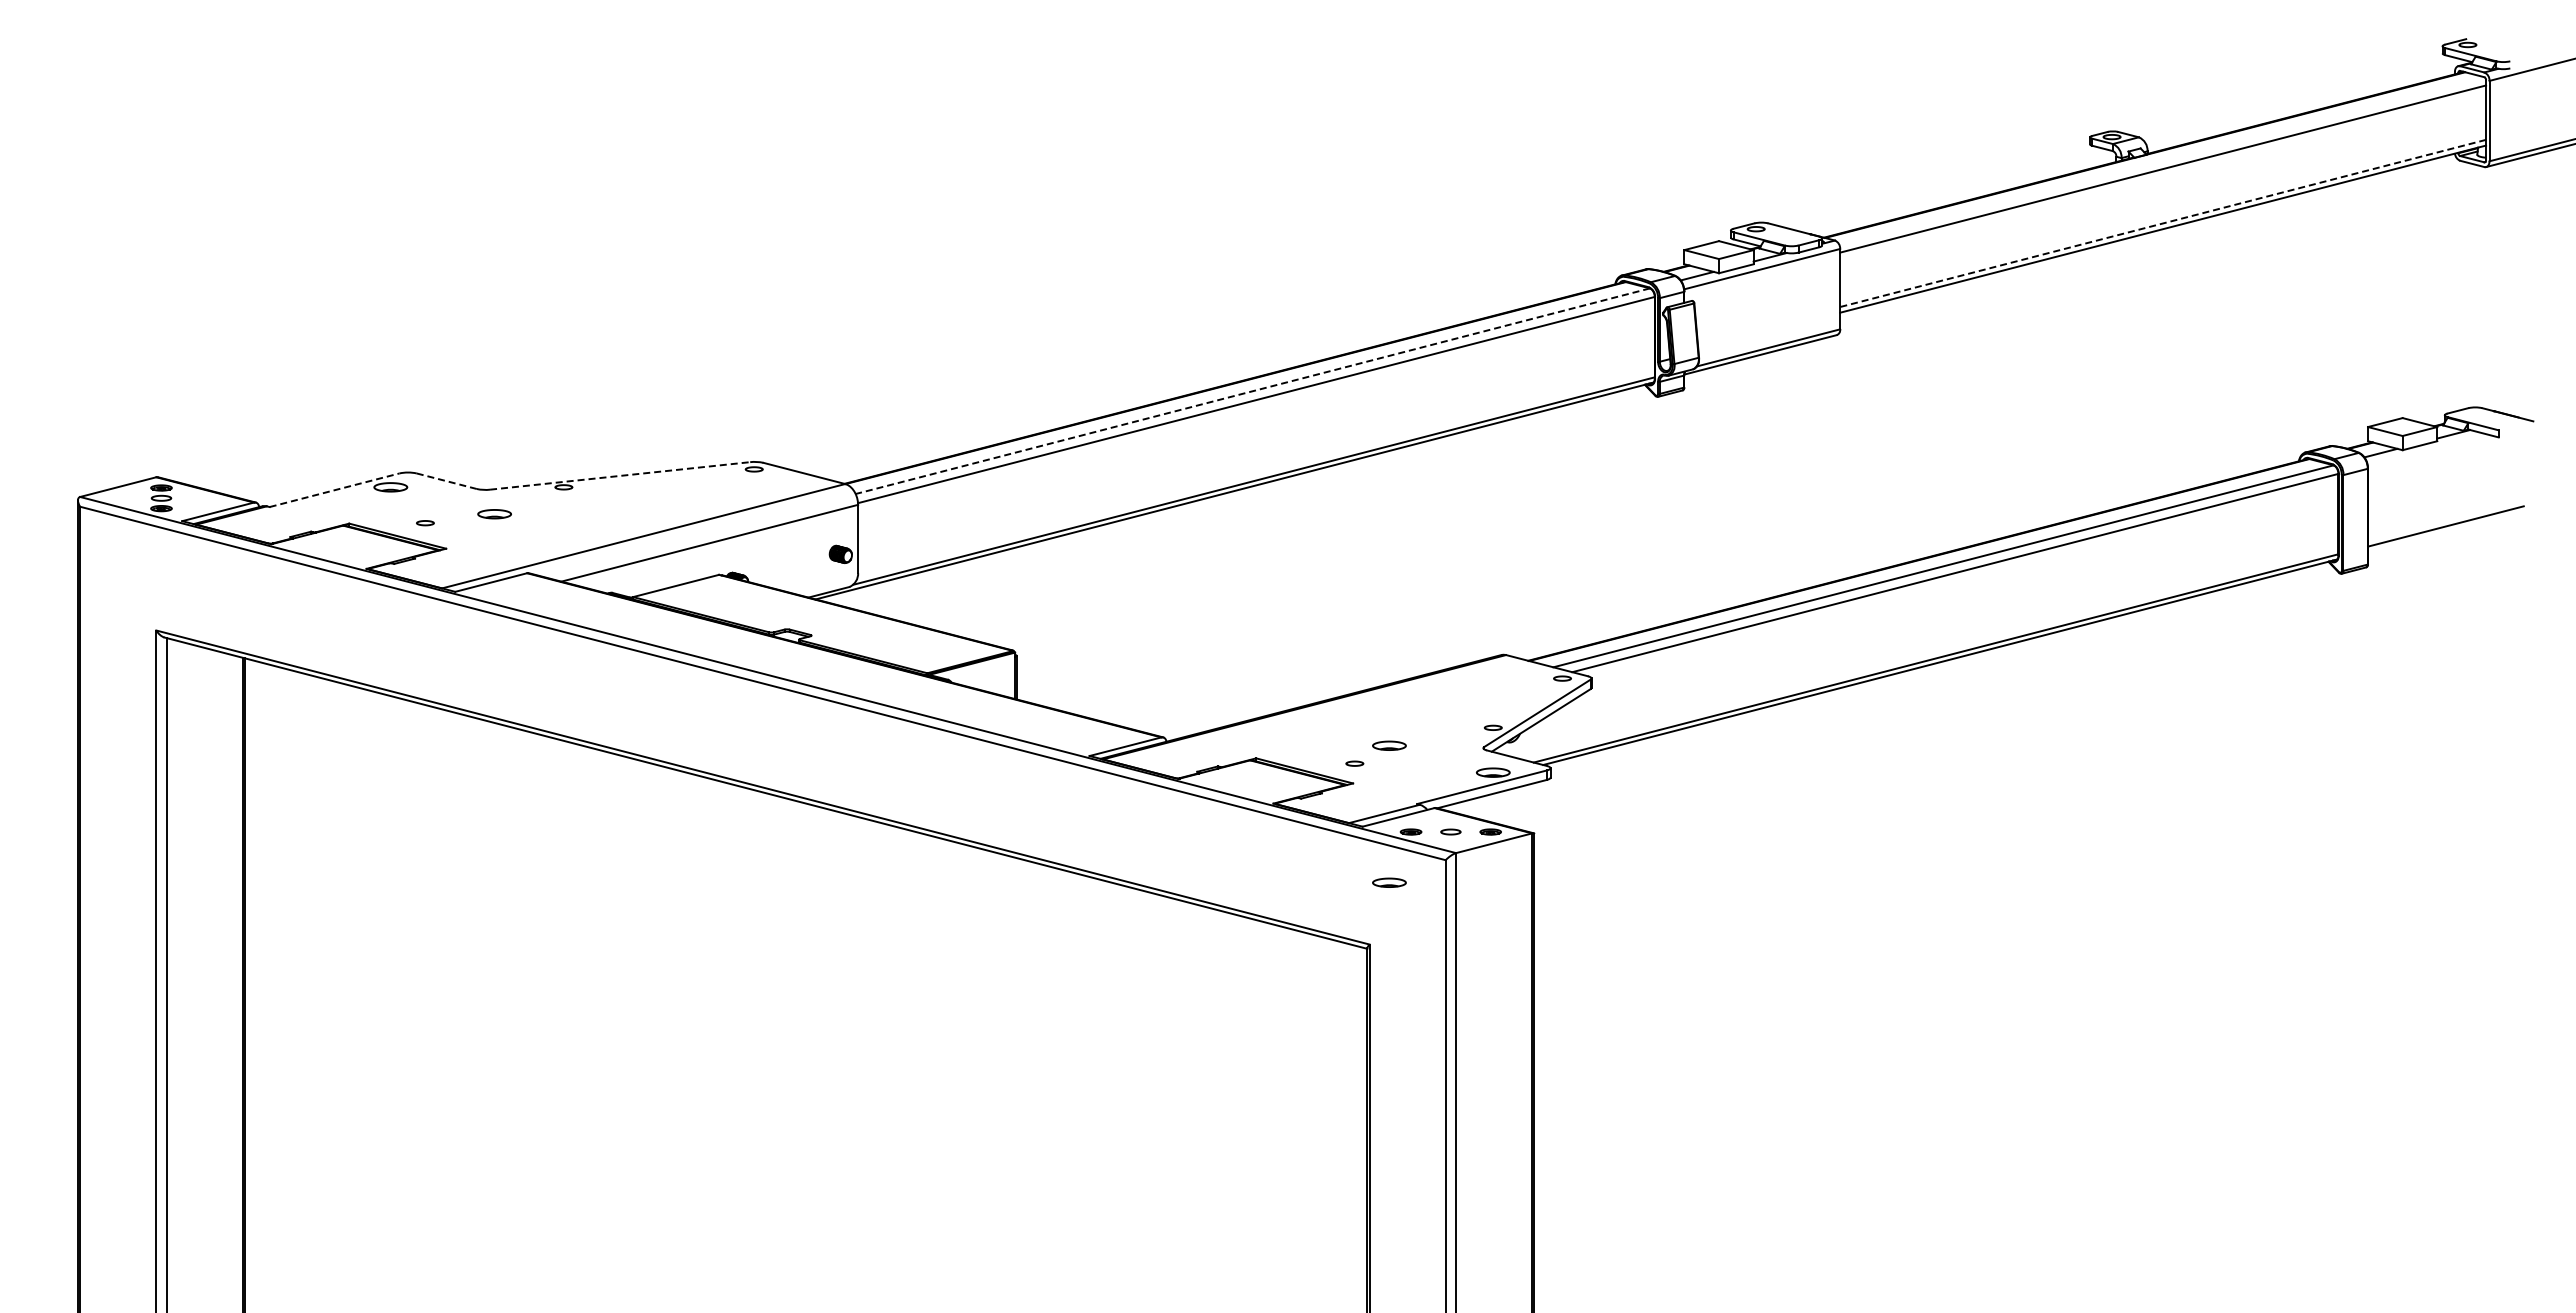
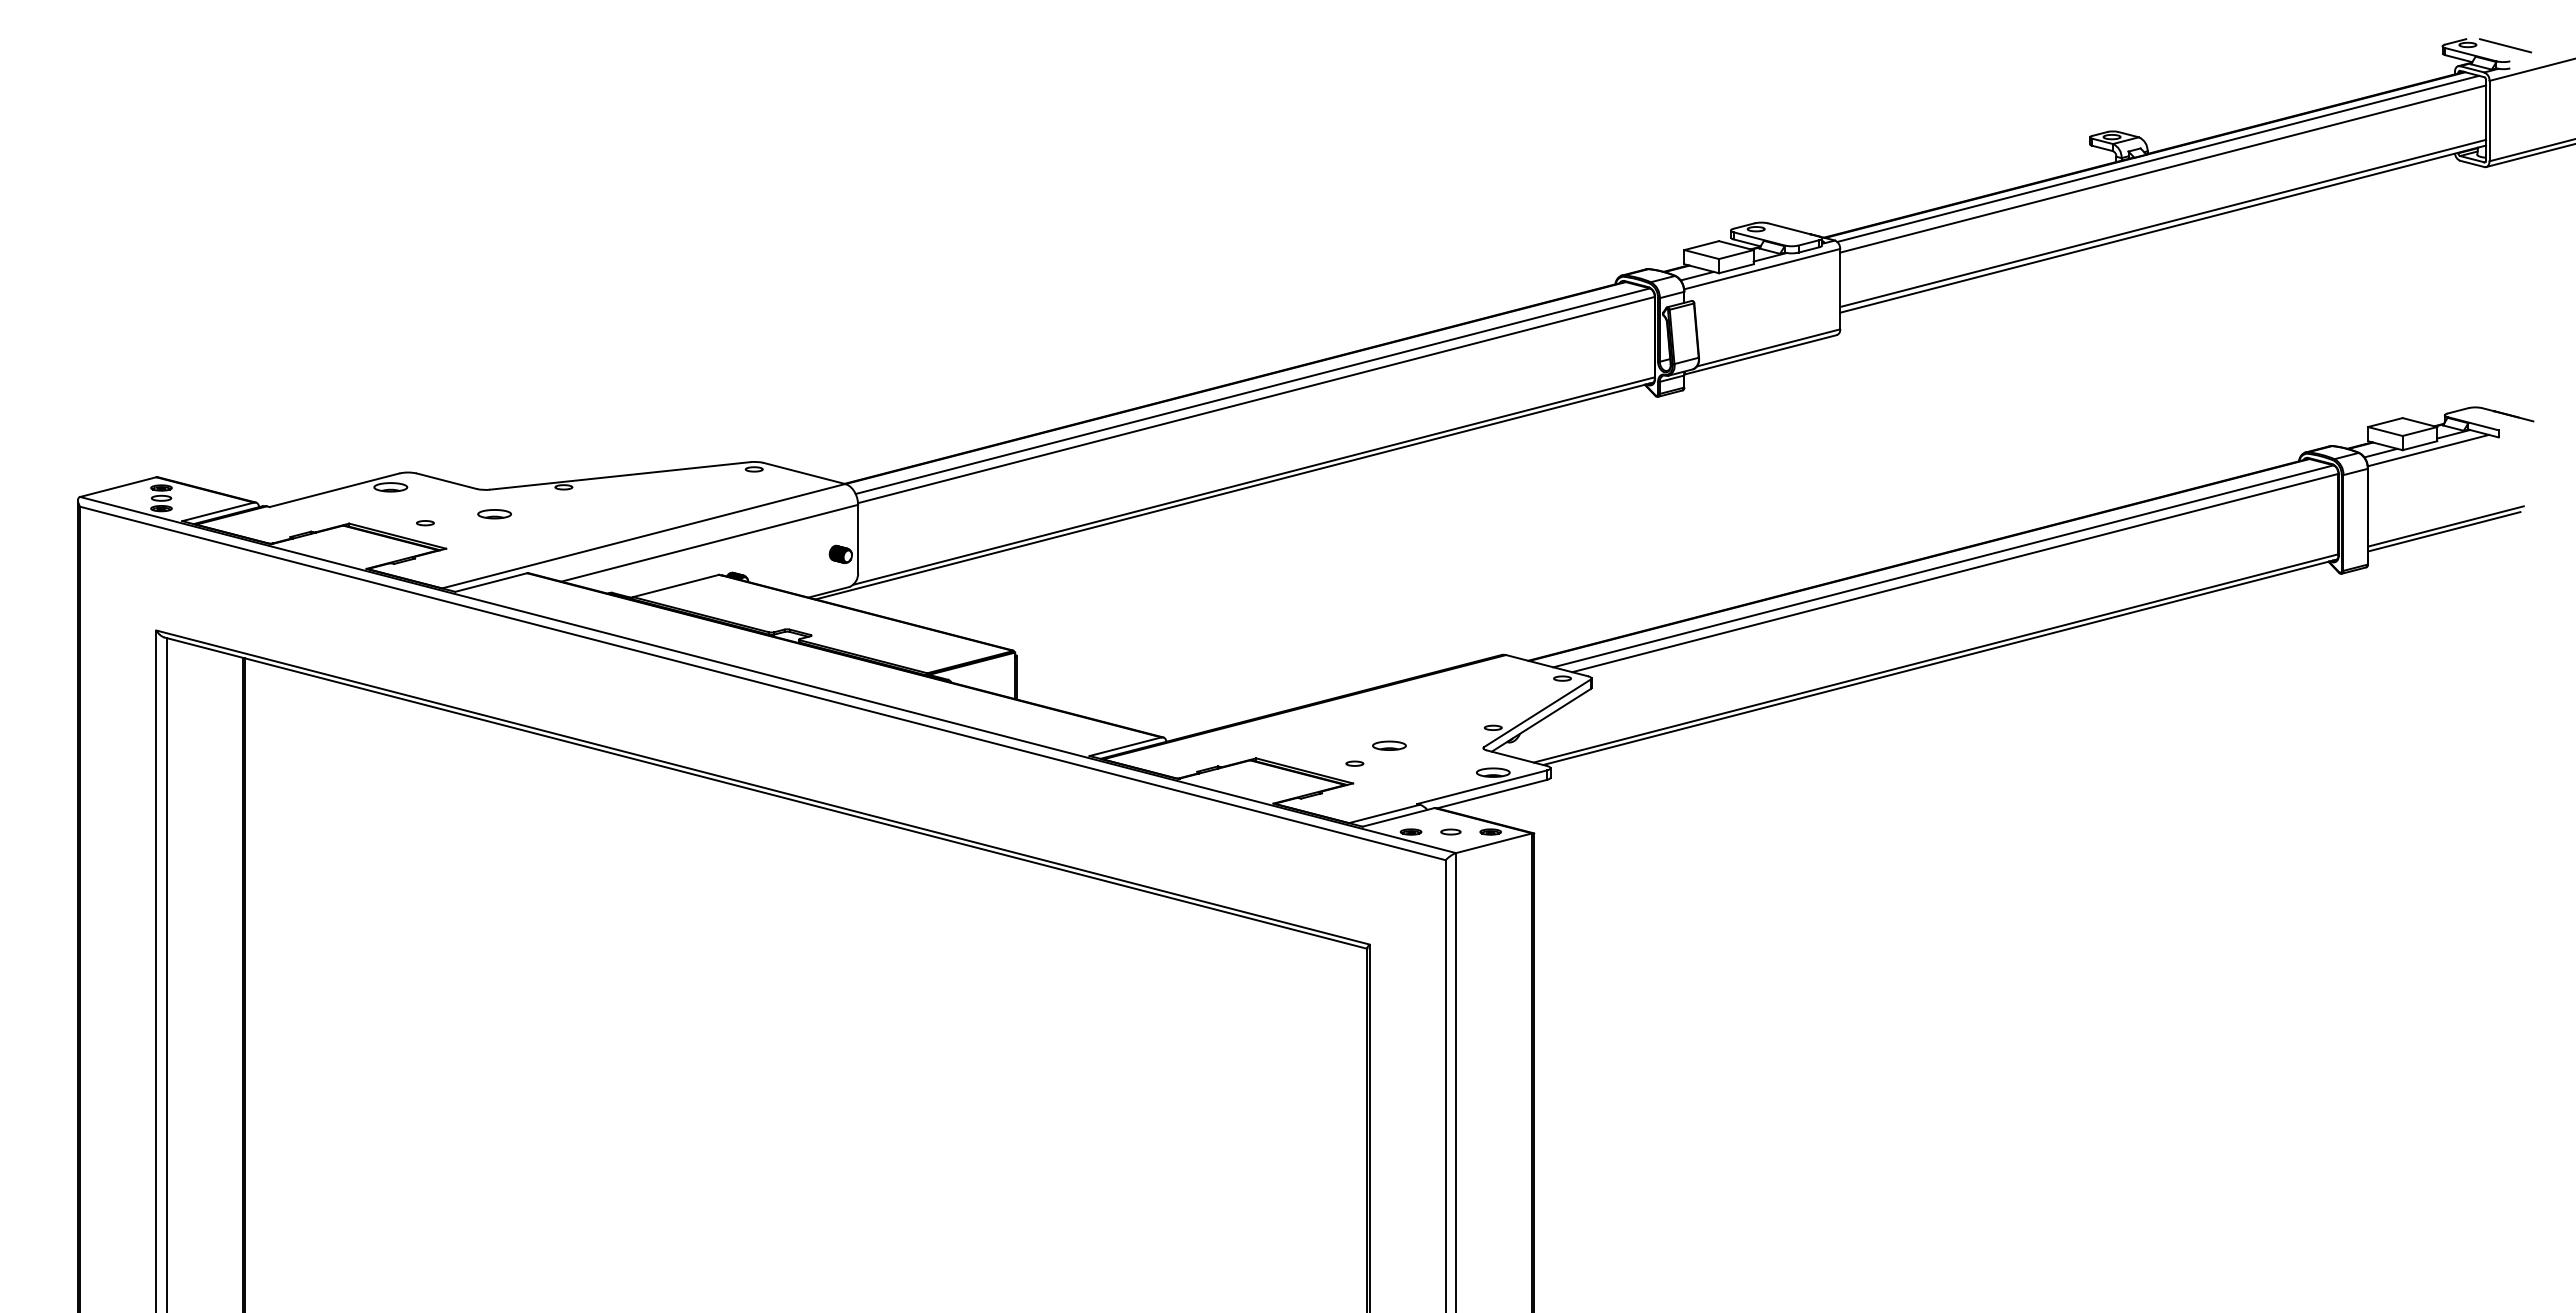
line: none -> present (2505, 45)
line: none -> present (2158, 158)
line: dashed -> solid (2163, 223)
line: dashed -> solid (1252, 391)
line: none -> present (2428, 450)
line: dashed -> solid (620, 475)
line: dashed -> solid (446, 481)
line: dashed -> solid (335, 490)
line: none -> present (2444, 531)
part: present -> none (1389, 882)
